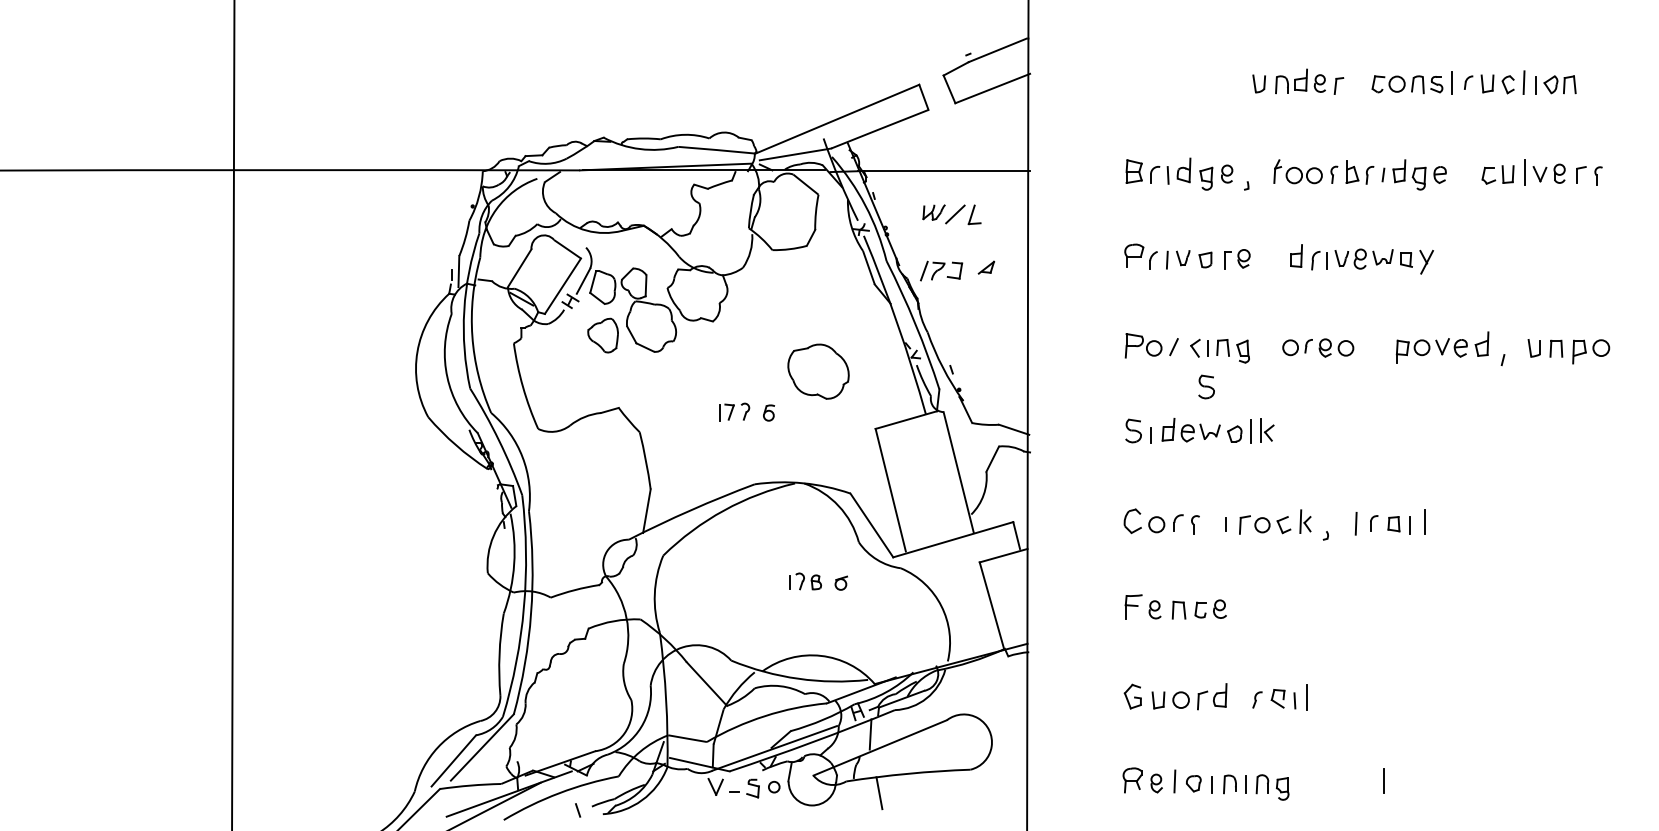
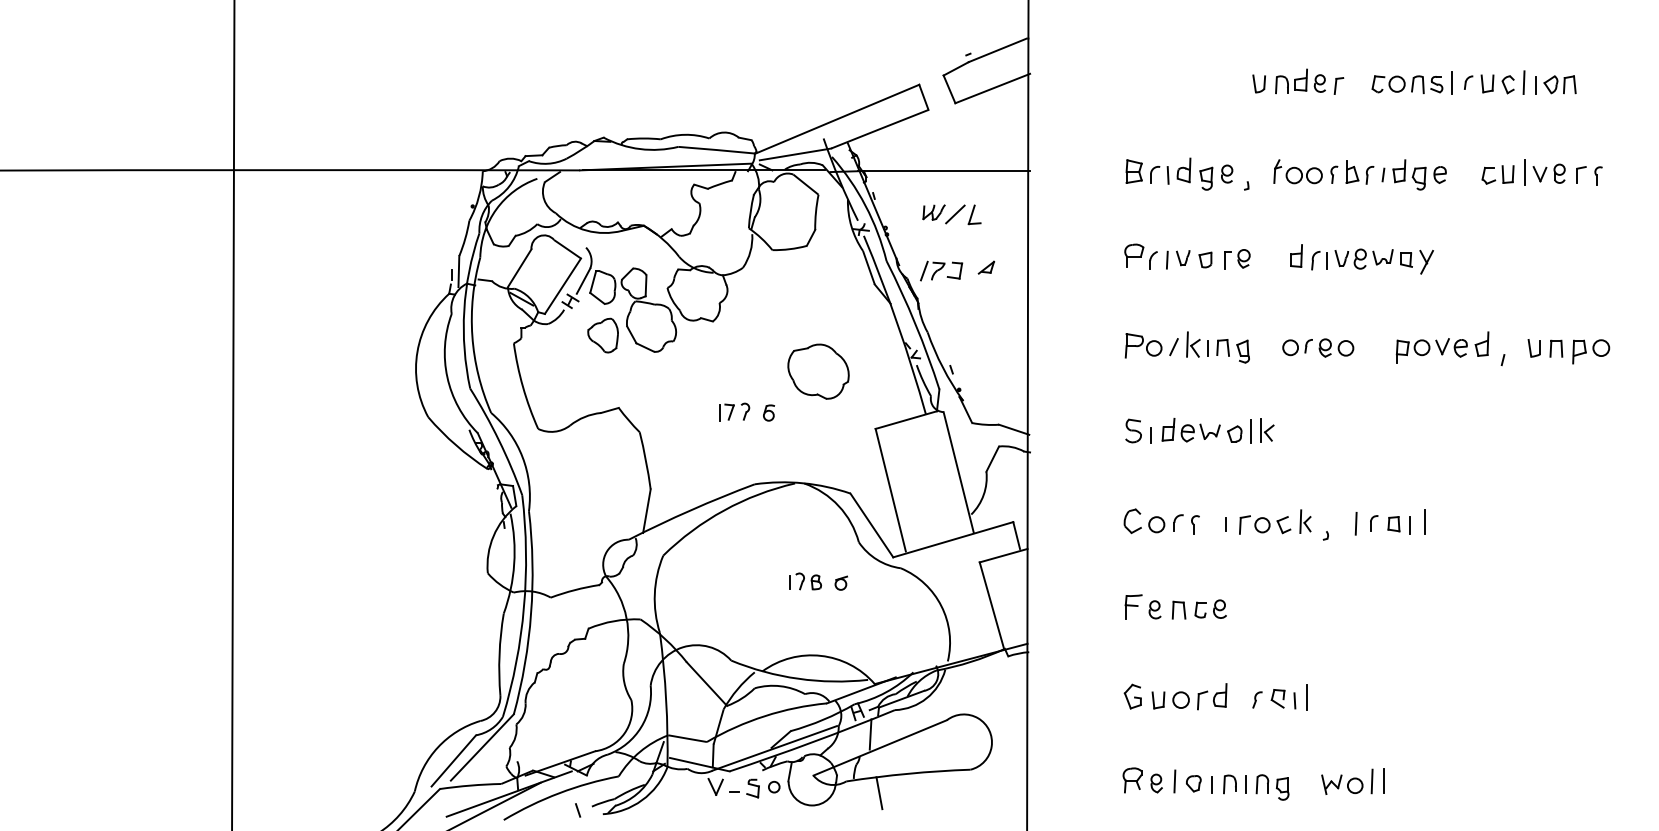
line: none -> present (1187, 344)
part: present -> none (1206, 386)
part: none -> present (1347, 781)
